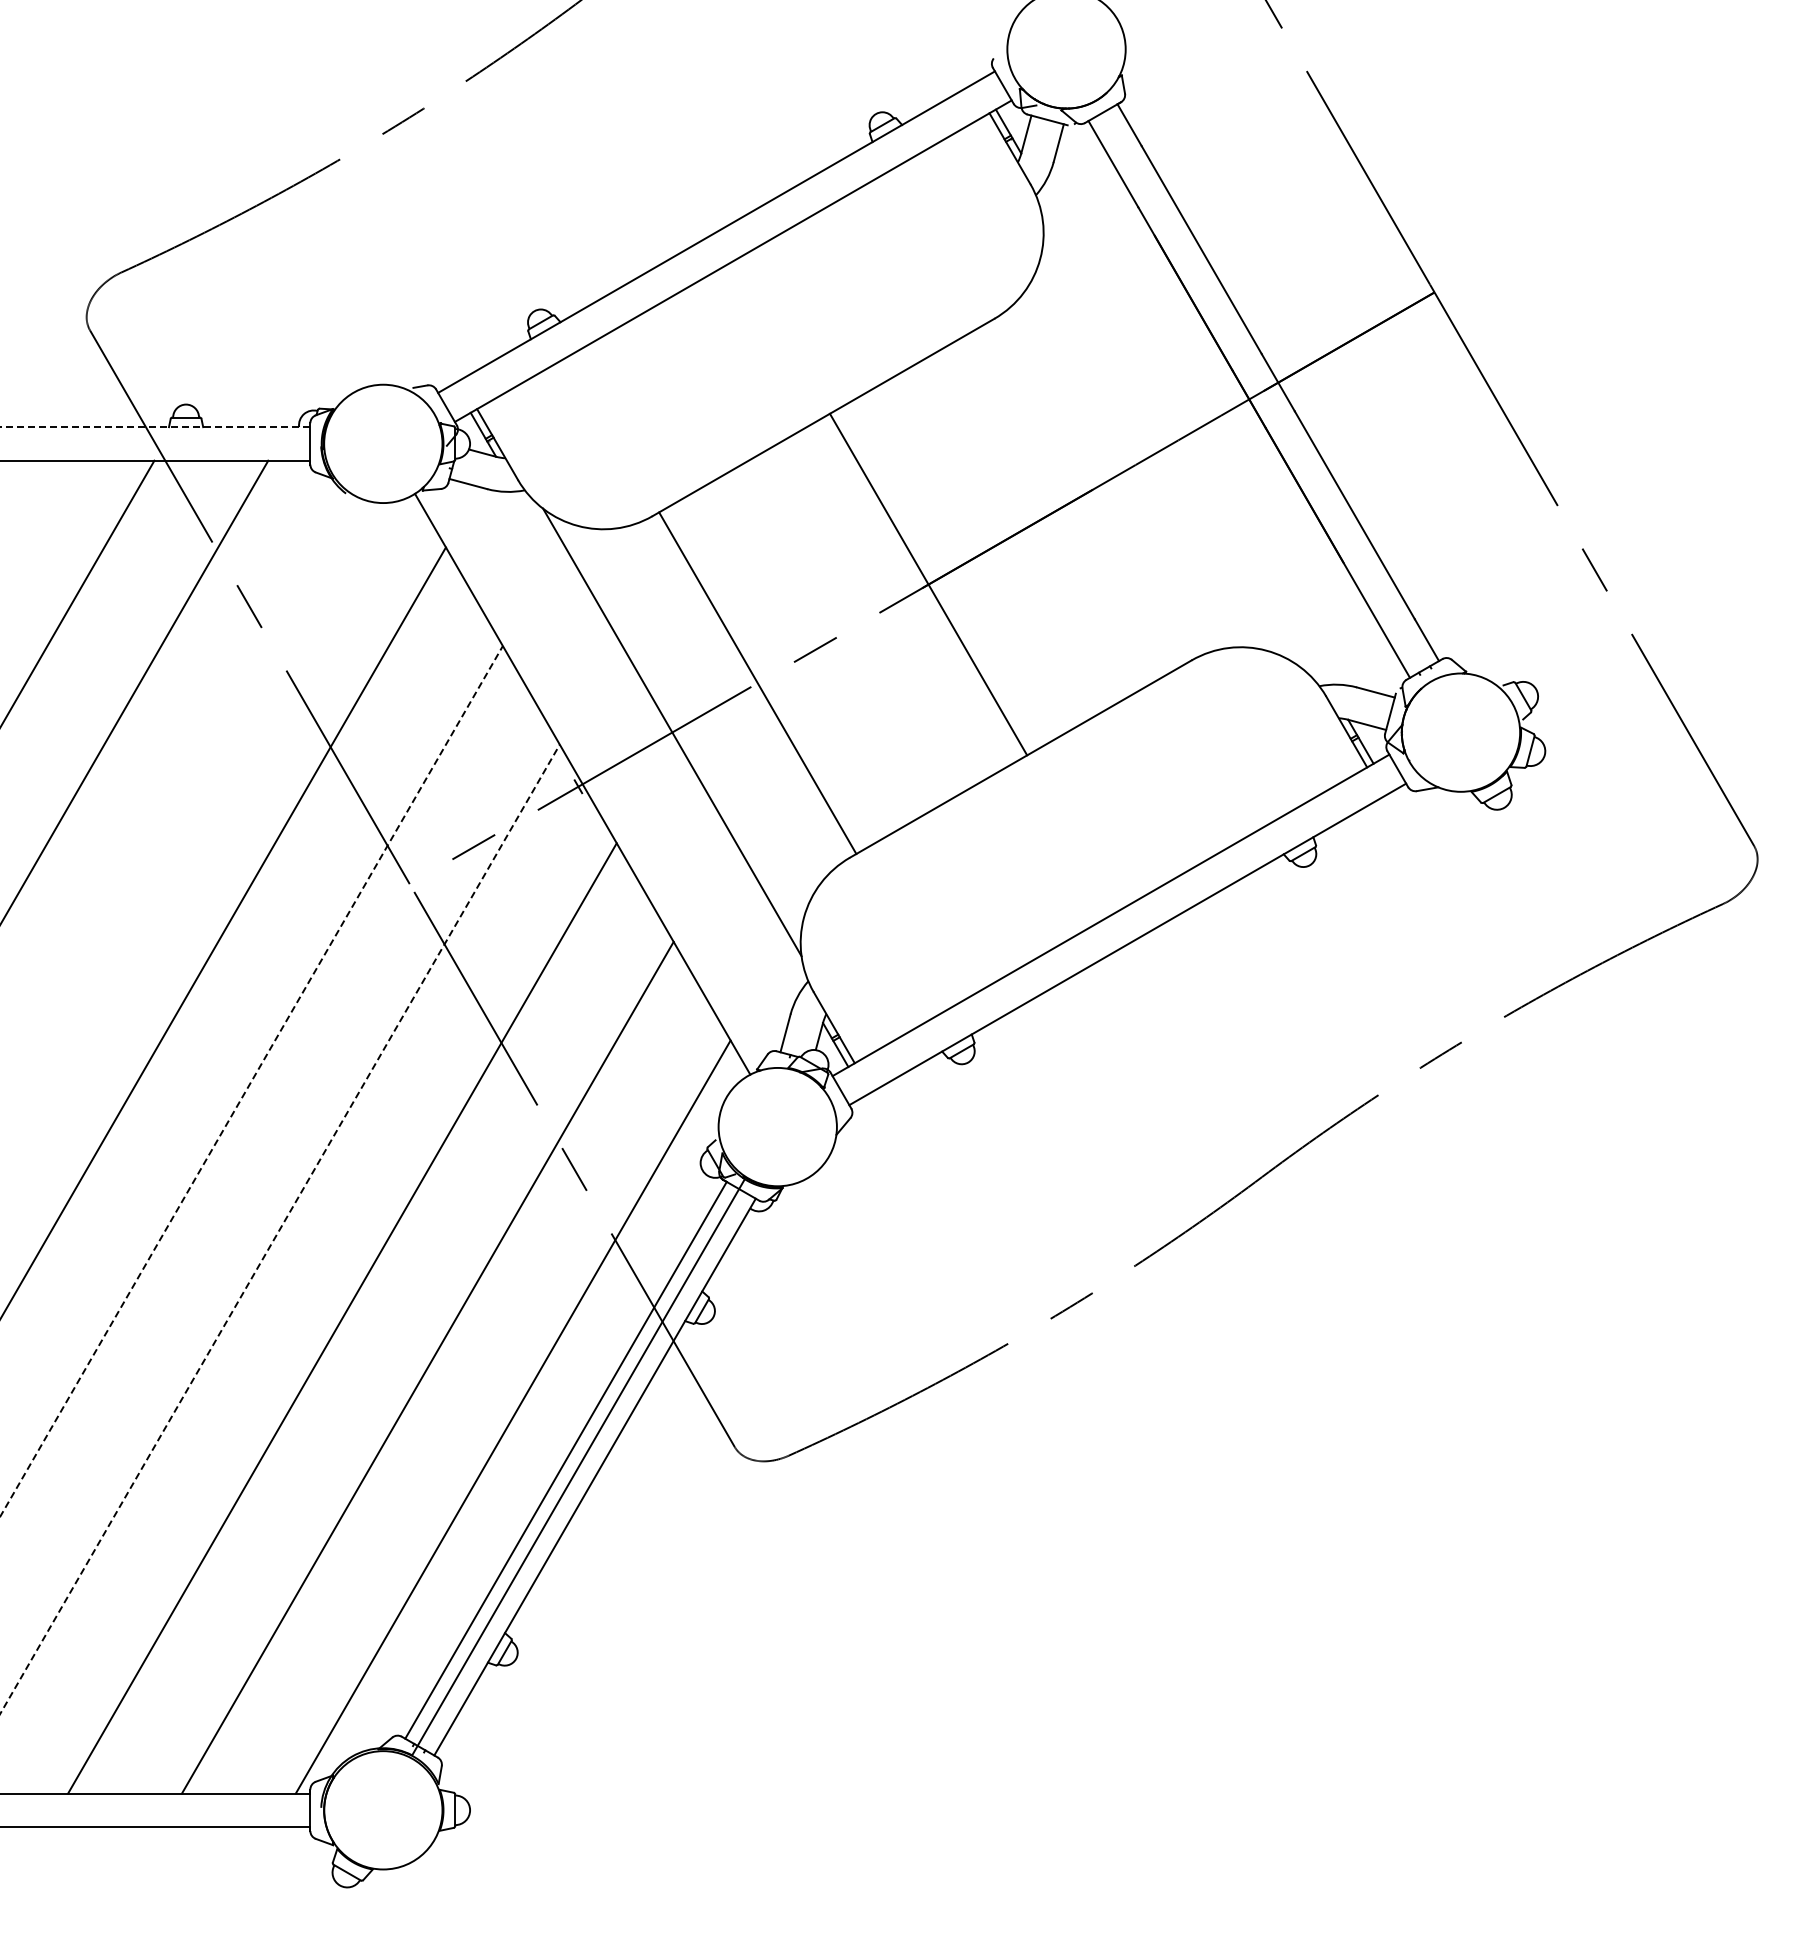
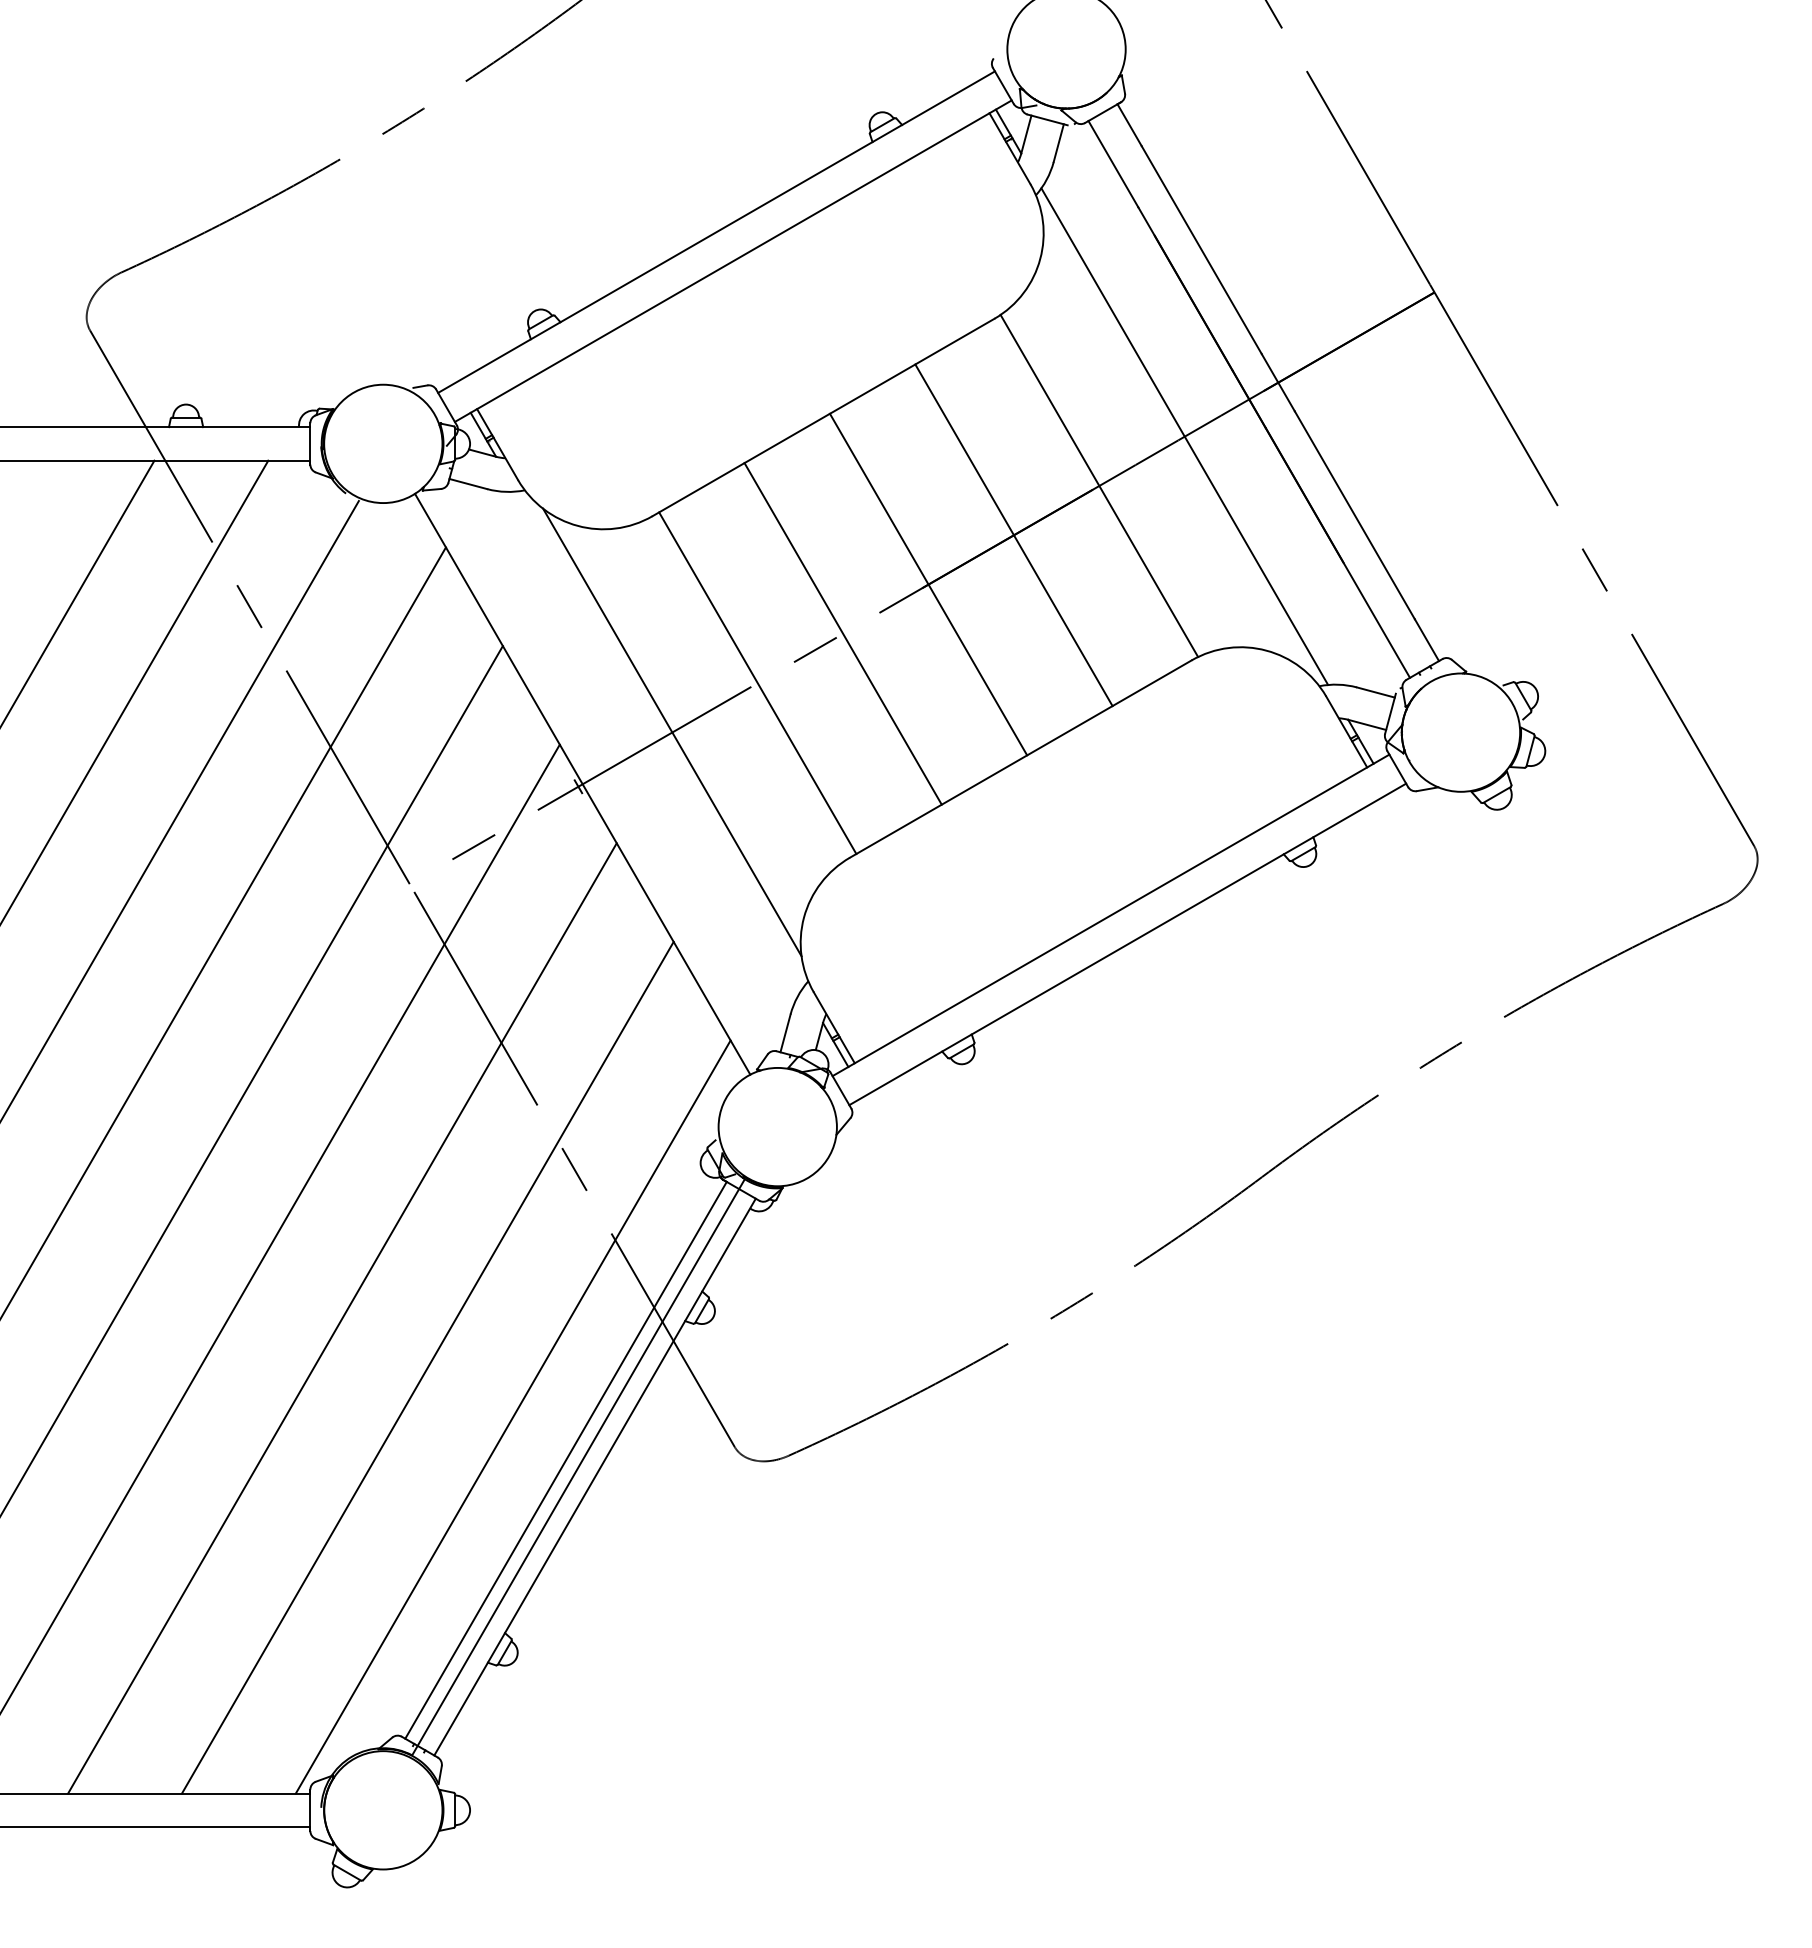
line: dashed -> solid (155, 427)
line: none -> present (1184, 436)
line: none -> present (1099, 485)
line: none -> present (1013, 535)
line: none -> present (842, 633)
line: none -> present (180, 809)
line: dashed -> solid (251, 1081)
line: dashed -> solid (280, 1229)
